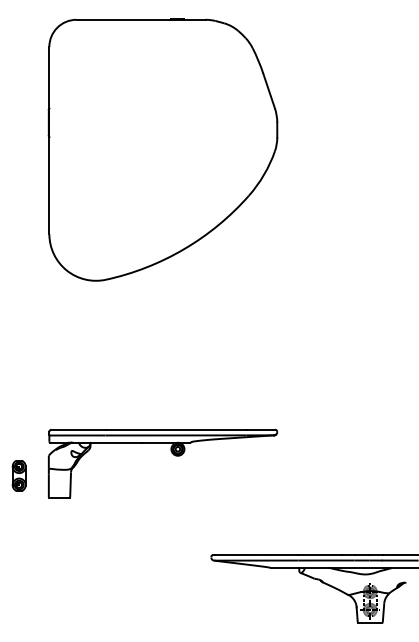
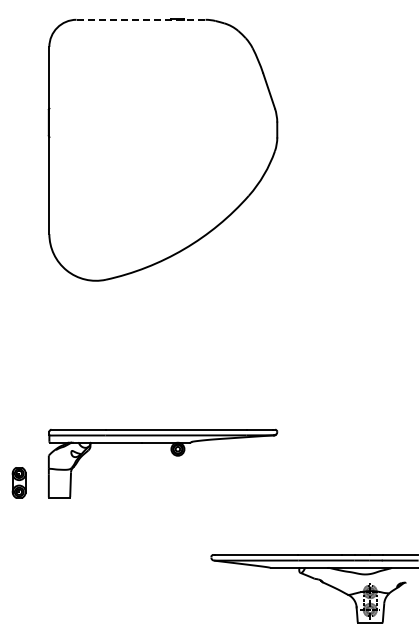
line: solid -> dashed (141, 19)
part position: (18, 475) -> (18, 482) (18, 482)
